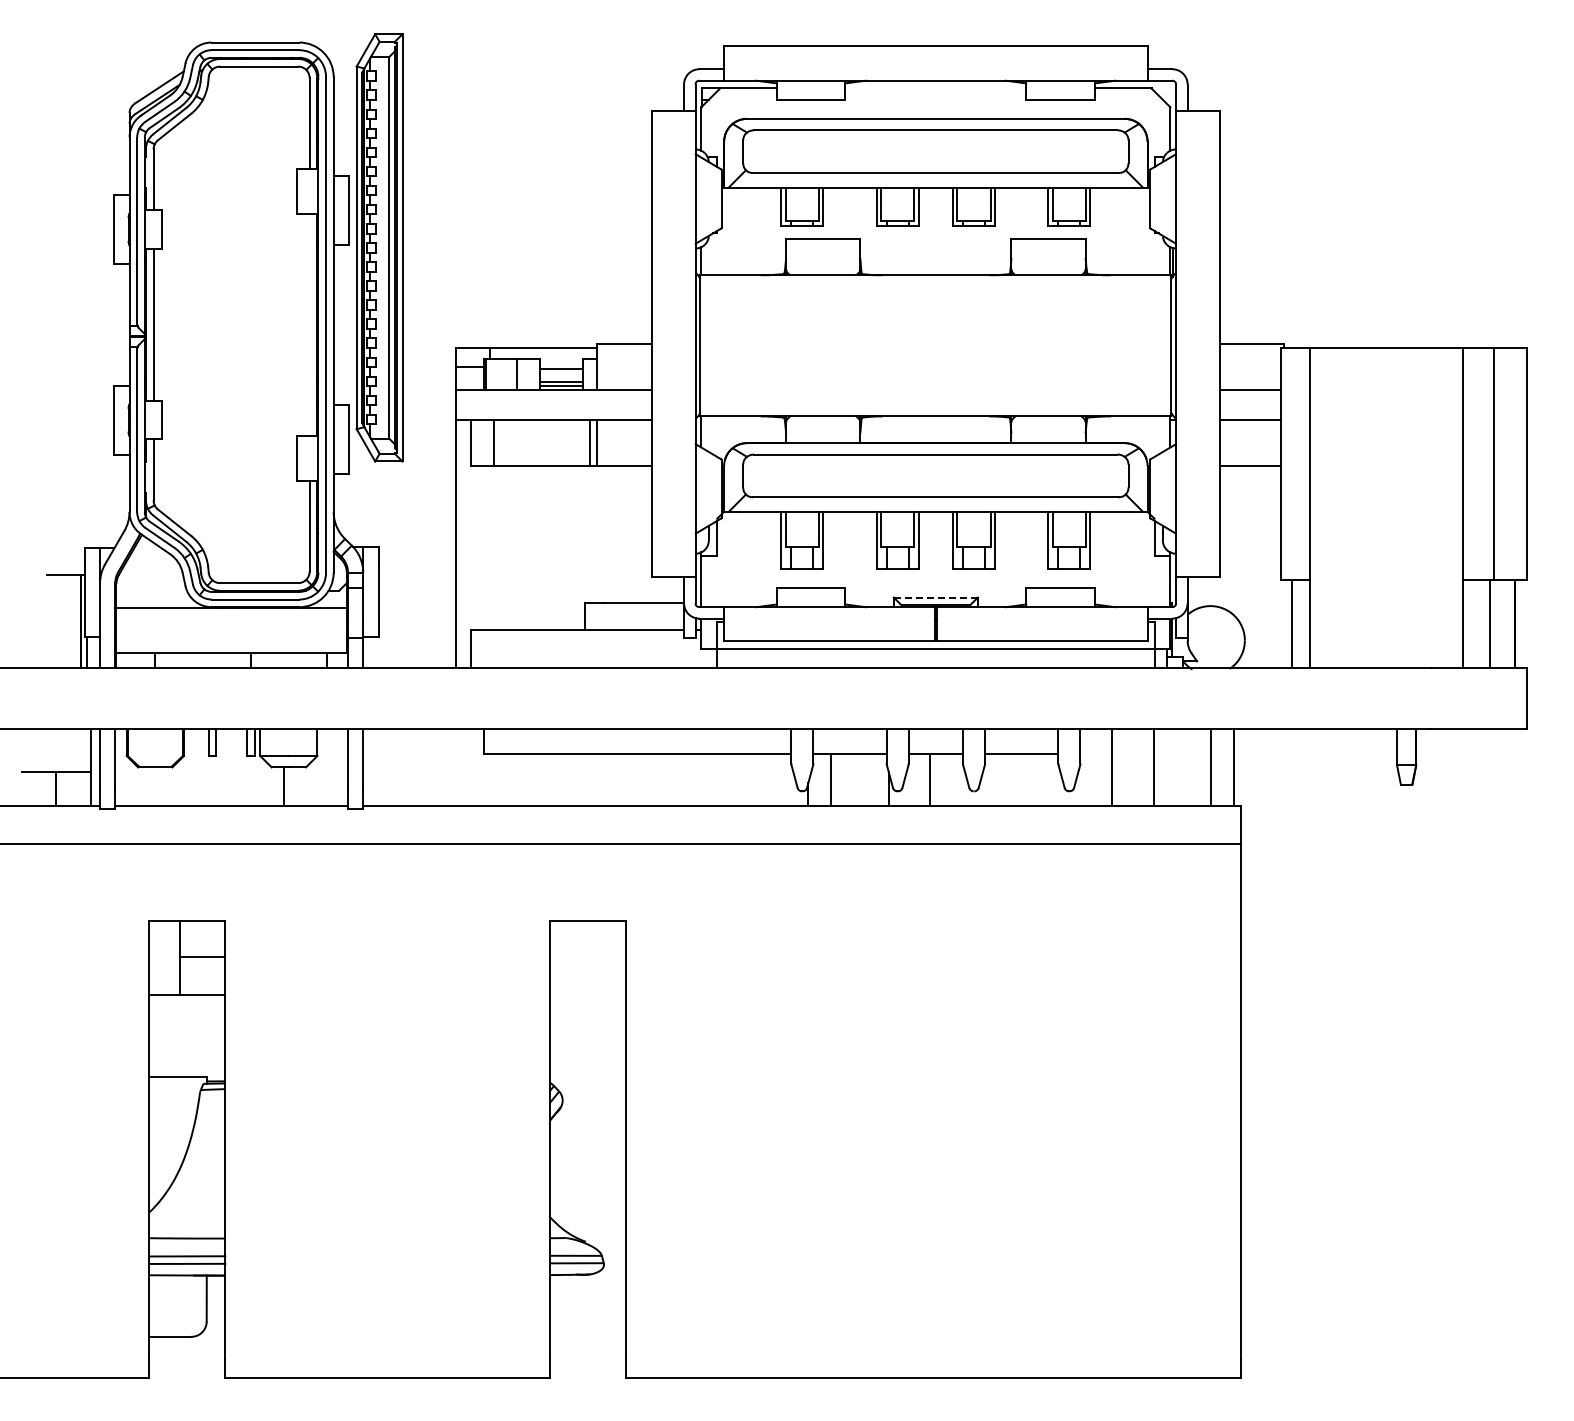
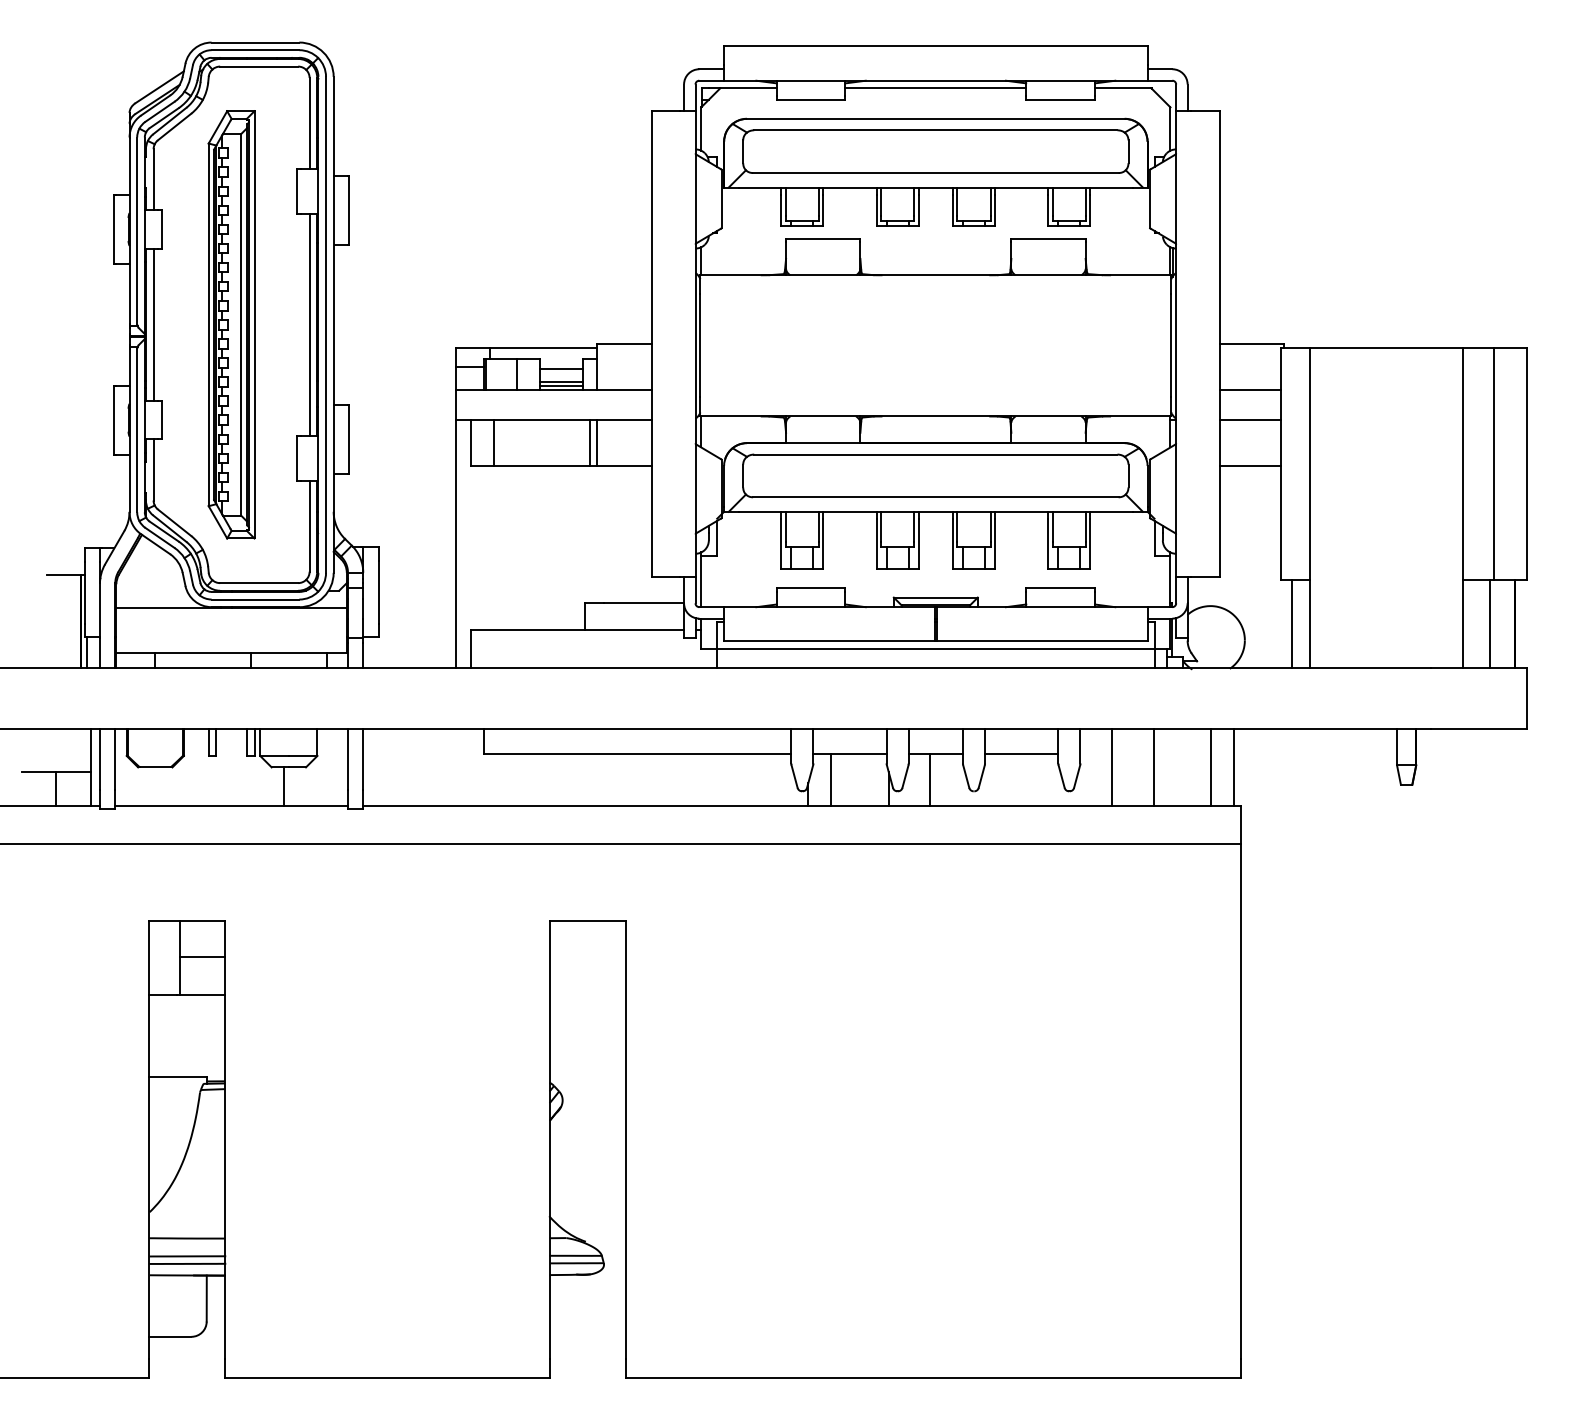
line: none -> present (935, 88)
part position: (379, 247) -> (231, 324) (231, 324)
line: none -> present (309, 324)
line: dashed -> solid (935, 597)
